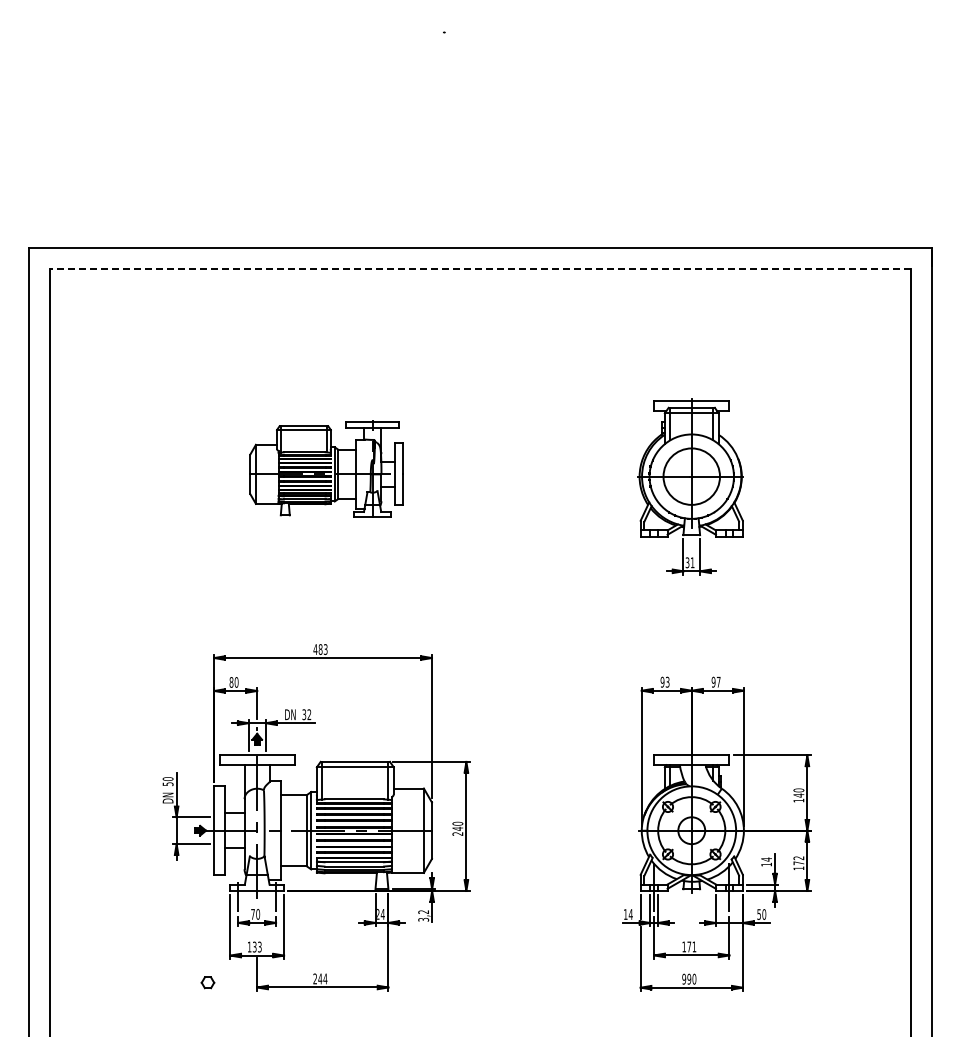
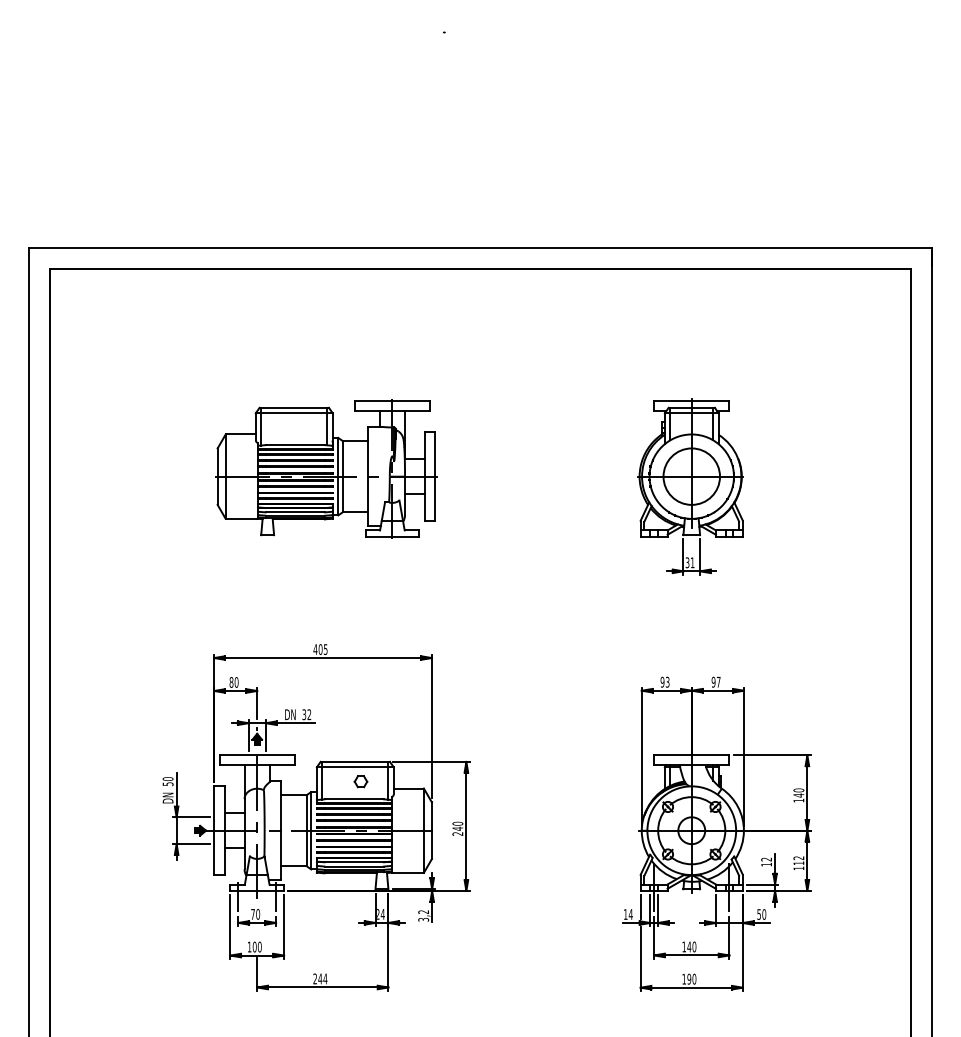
line: dashed -> solid (480, 269)
part size: 155x98 px -> 223x140 px (326, 468)
text: 483 -> 405 (322, 649)
text: 14 -> 12 (766, 859)
text: 172 -> 112 (798, 863)
text: 133 -> 100 (256, 946)
text: 171 -> 140 (691, 946)
text: 990 -> 190 (684, 978)
part position: (207, 982) -> (360, 781) (360, 781)
